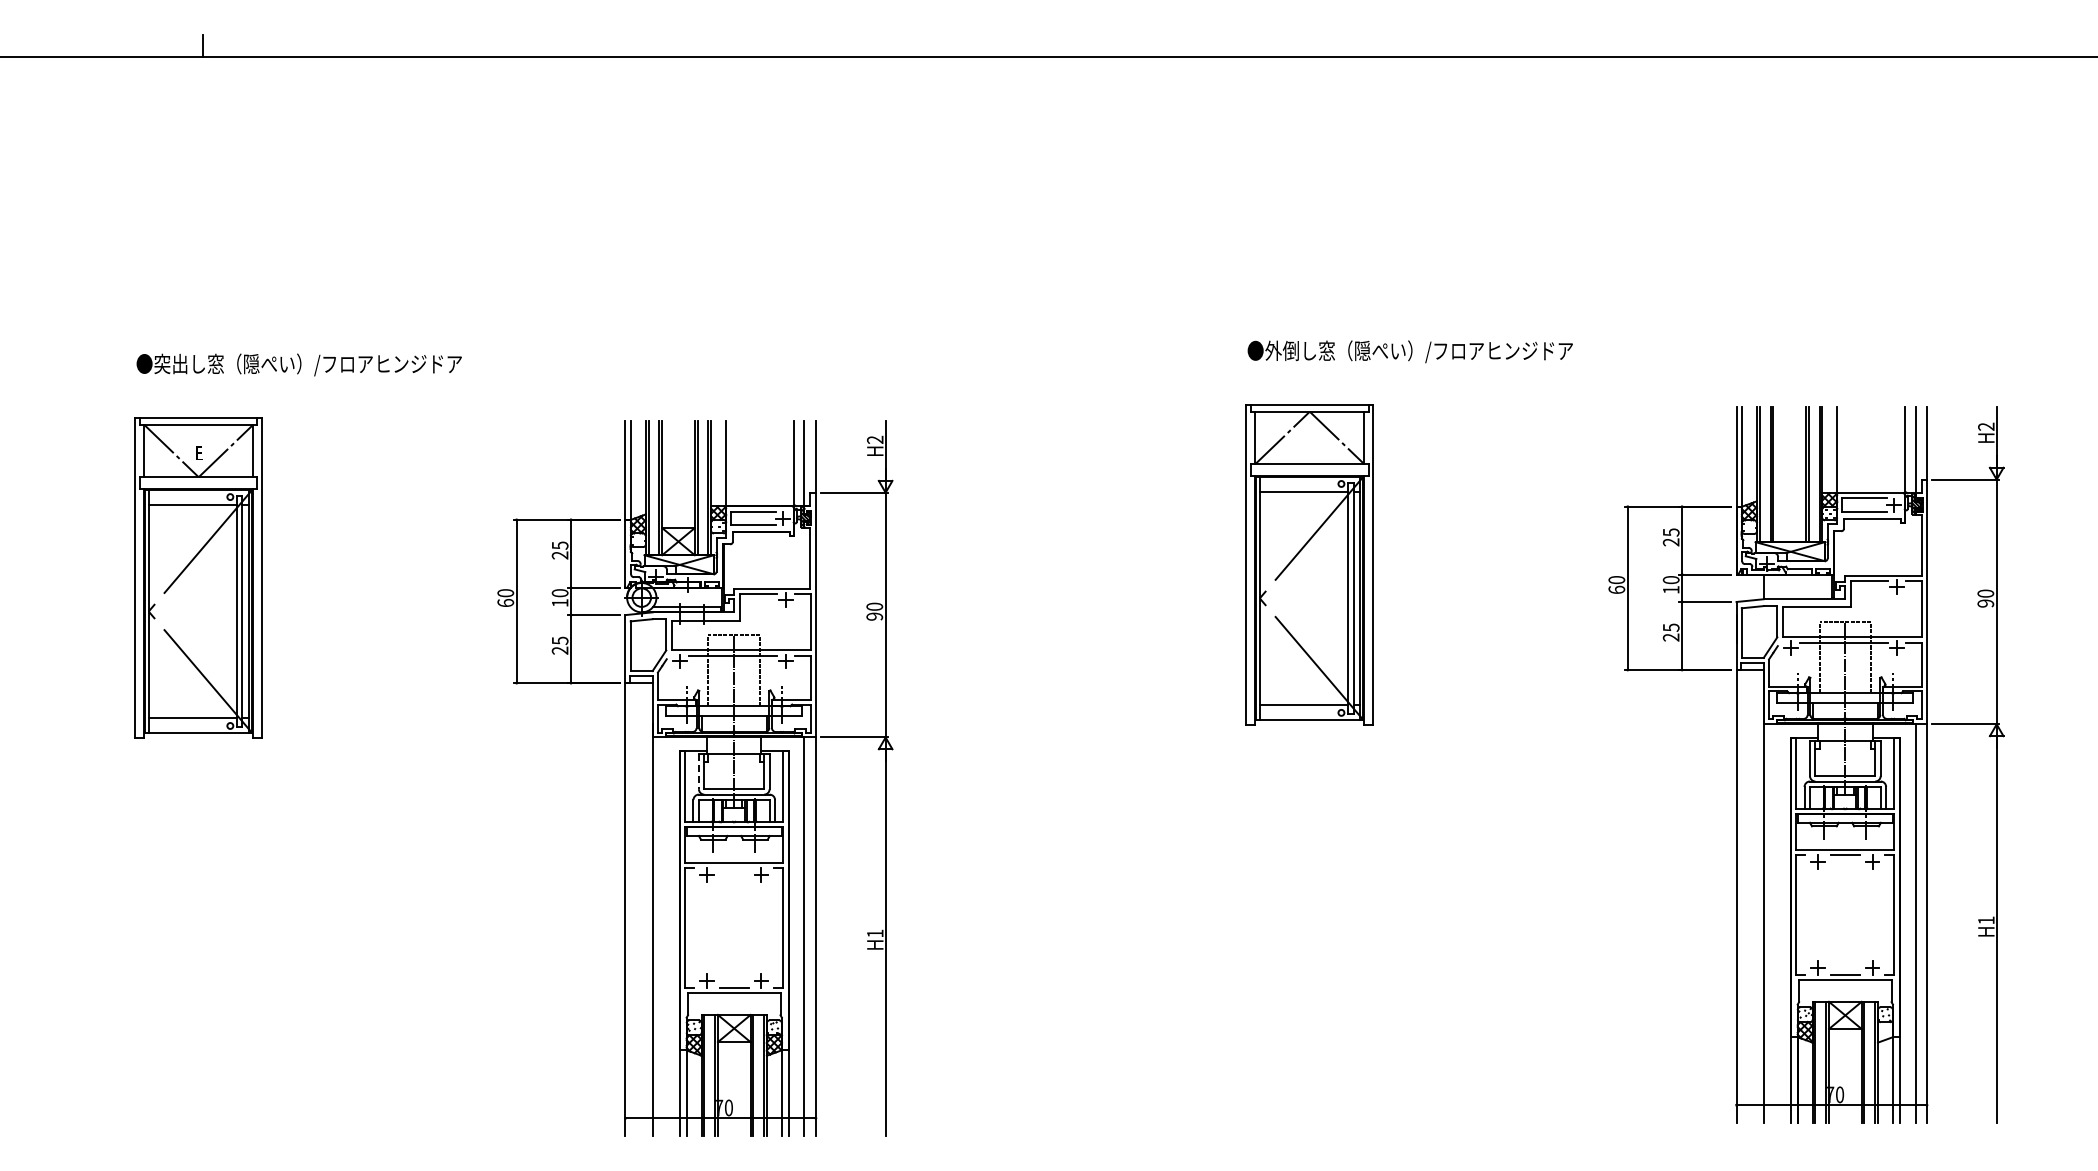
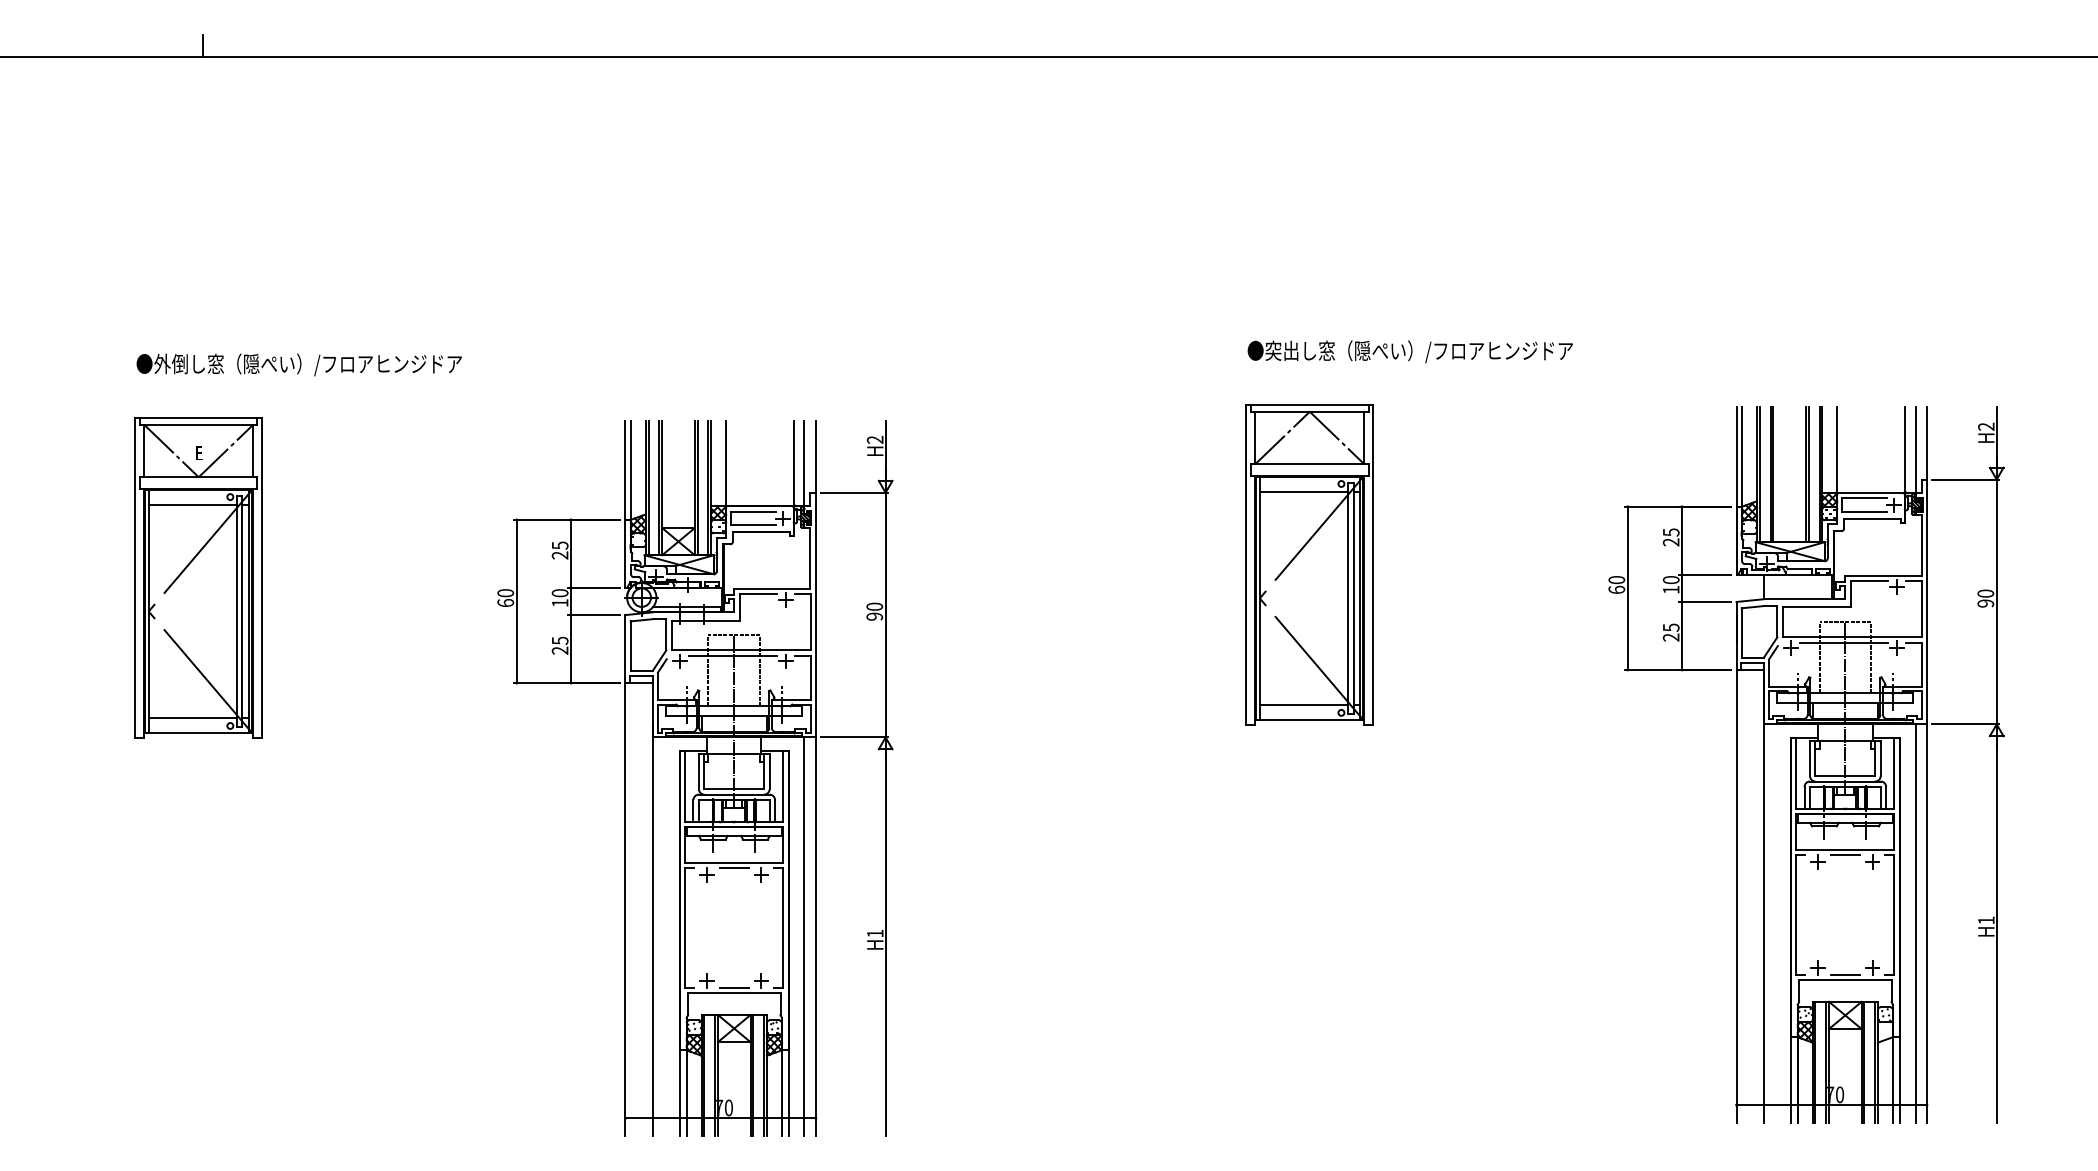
text: ●外倒し窓（隠ぺい）/フロアヒンジドア -> ●突出し窓（隠ぺい）/フロアヒンジドア (1281, 350)
text: ●突出し窓（隠ぺい）/フロアヒンジドア -> ●外倒し窓（隠ぺい）/フロアヒンジドア (170, 363)
line: dashed -> solid (698, 771)
line: none -> present (733, 868)
